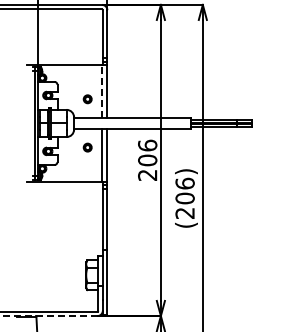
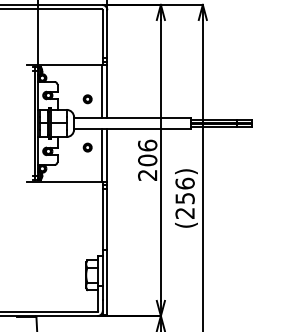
line: dashed -> solid (102, 91)
text: (206) -> (256) (184, 198)
line: dashed -> solid (48, 316)
